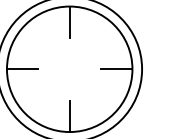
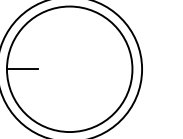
line: present -> none (69, 21)
line: present -> none (116, 69)
line: present -> none (69, 116)
